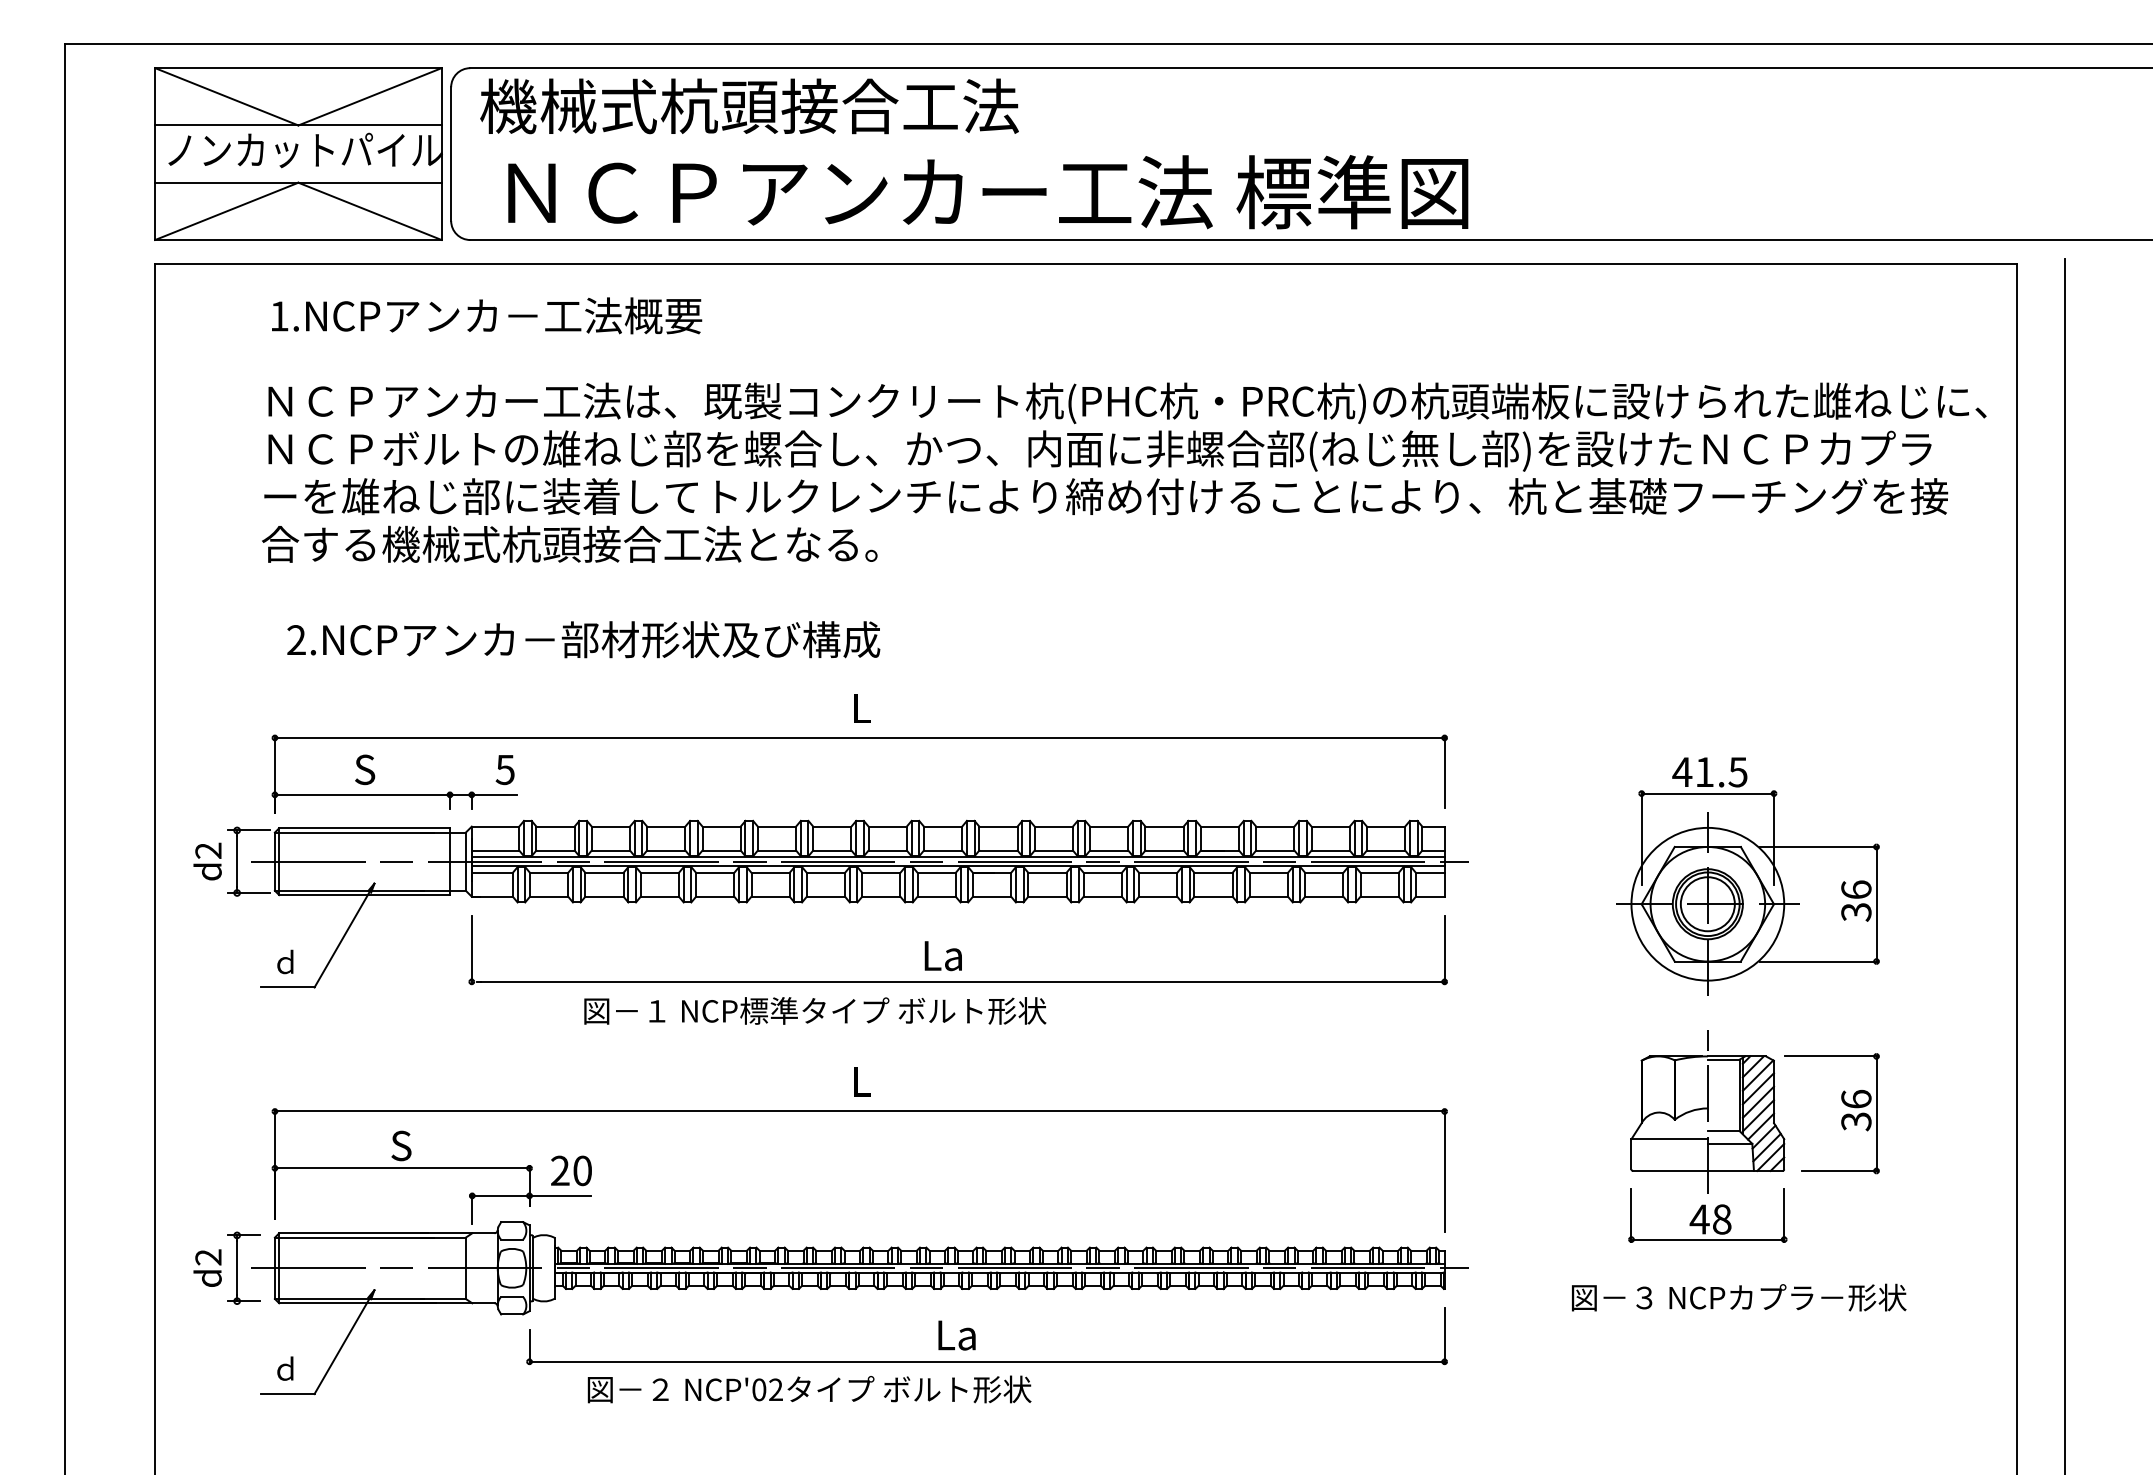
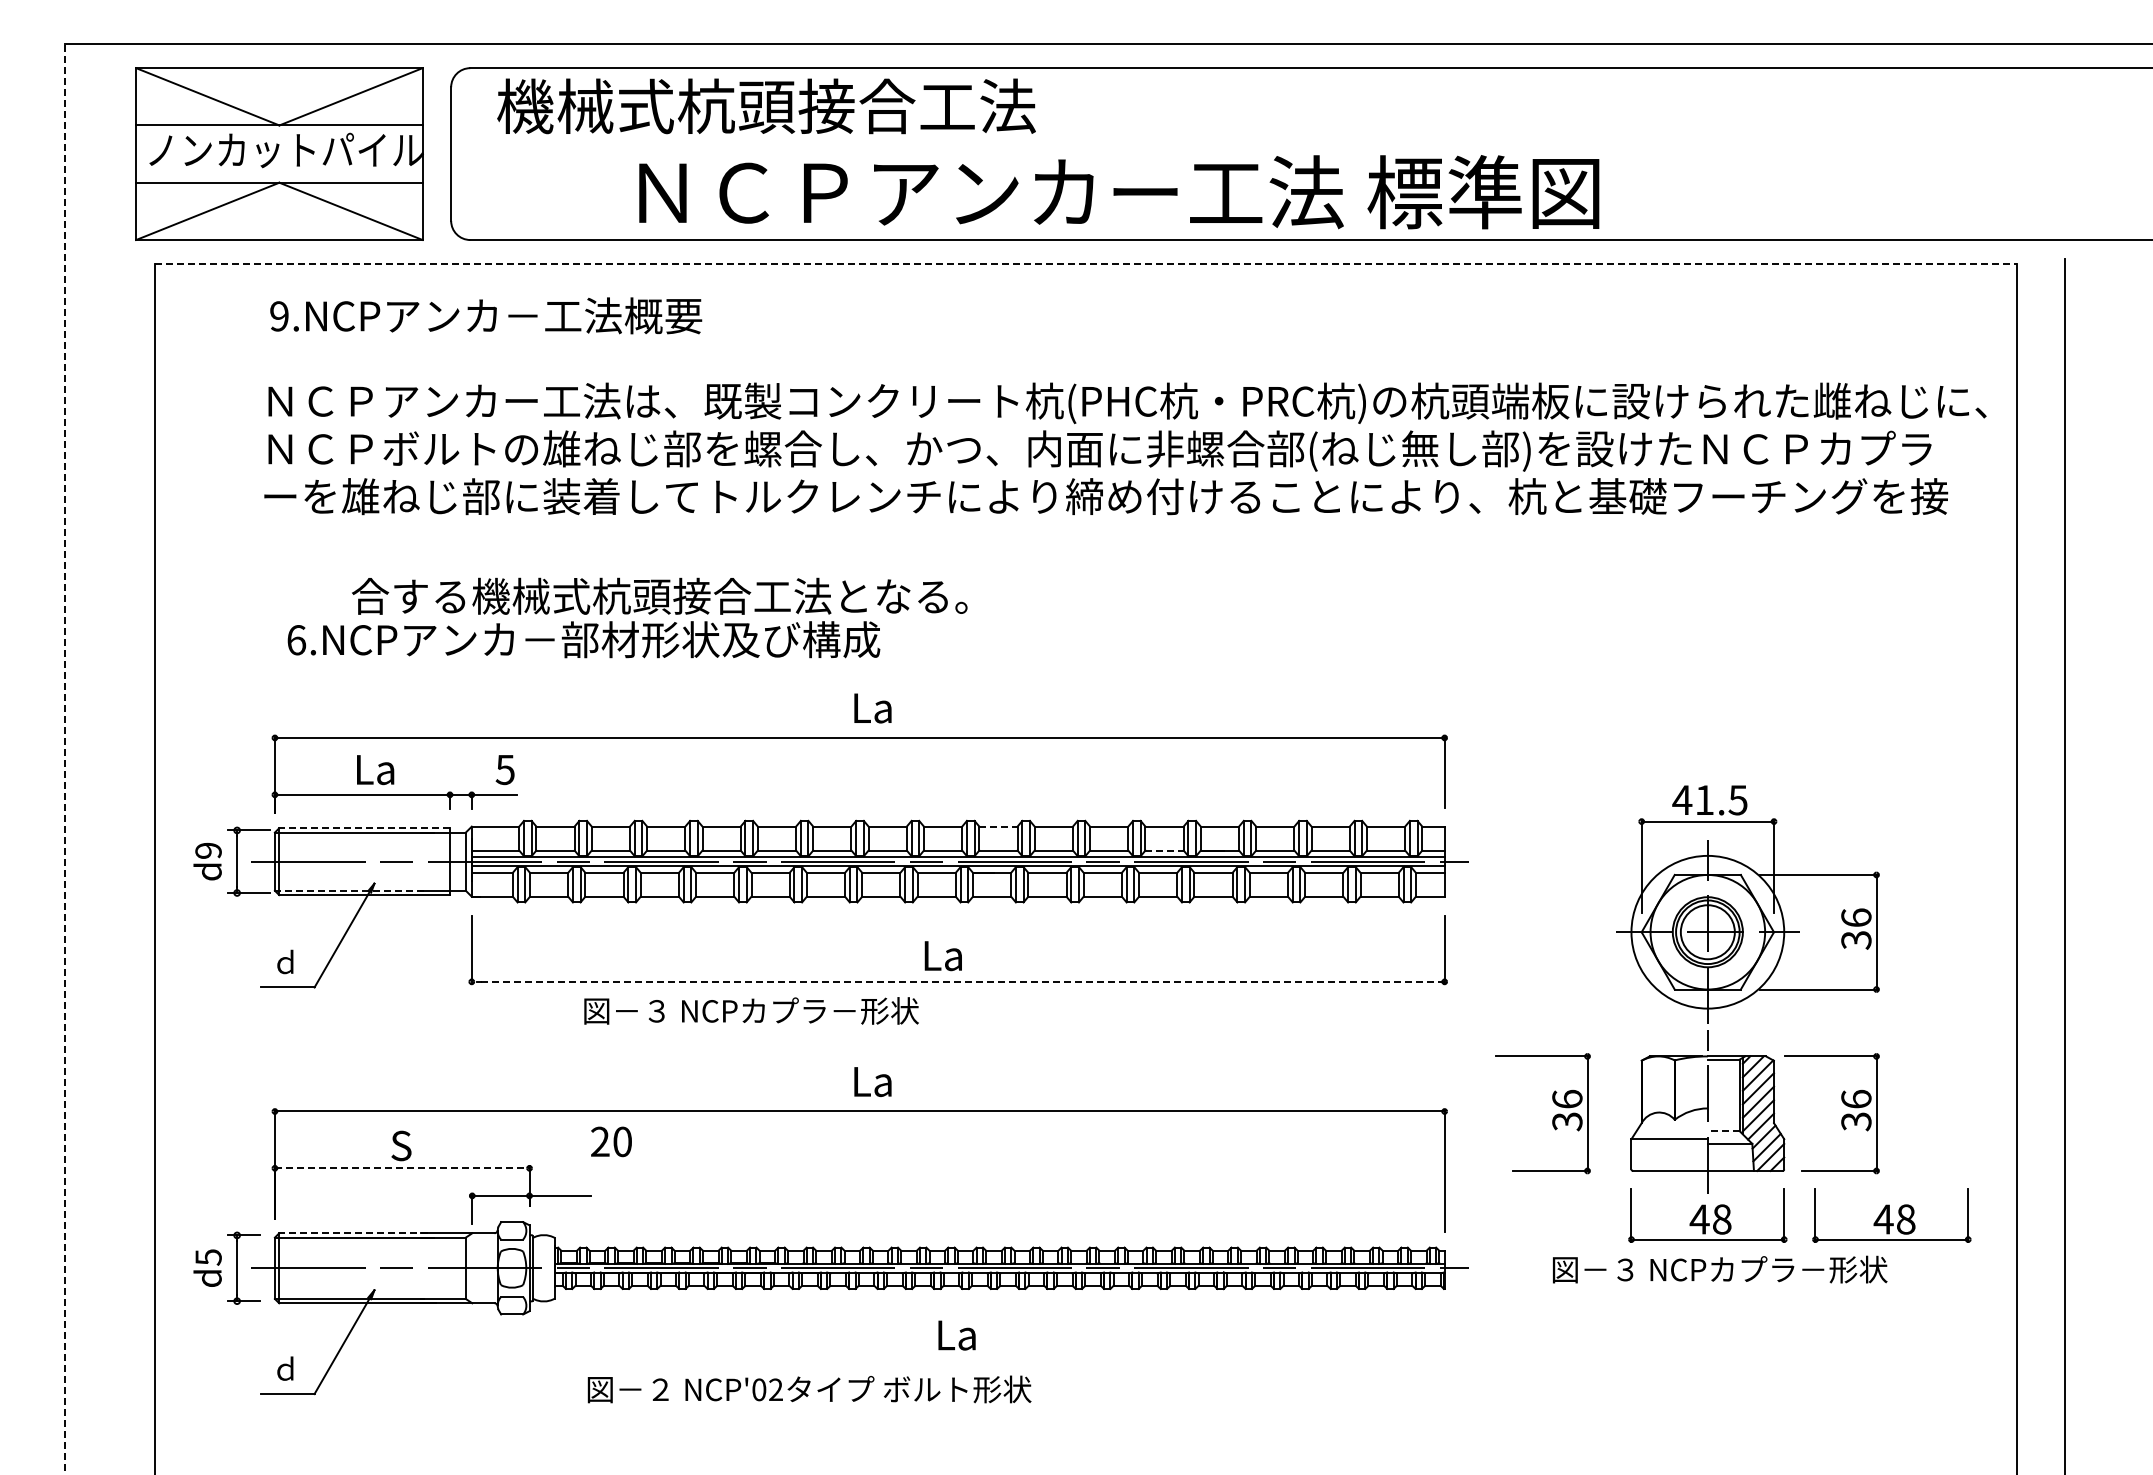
text position: (749, 106) -> (766, 106) (766, 106)
part position: (298, 153) -> (279, 153) (279, 153)
text position: (988, 192) -> (1119, 192) (1119, 192)
line: solid -> dashed (1086, 263)
text: 1.NCP -> 9.NCP (279, 316)
text position: (569, 543) -> (659, 595) (659, 595)
text: 2.NCP -> 6.NCP (296, 640)
text: L -> La (872, 708)
line: solid -> dashed (64, 759)
text: S -> La (374, 769)
line: solid -> dashed (998, 826)
line: solid -> dashed (364, 828)
text: d2 -> d9 (208, 850)
line: solid -> dashed (1165, 850)
part position: (1747, 876) -> (1747, 904) (1747, 904)
line: solid -> dashed (349, 890)
line: solid -> dashed (962, 981)
text: 図－１ NCP標準タイプ ボルト形状 -> 図－３ NCPカプラ－形状 (847, 1010)
text: L -> La (872, 1082)
part: none -> present (1552, 1119)
line: solid -> dashed (1723, 1131)
line: solid -> dashed (402, 1168)
text position: (571, 1170) -> (611, 1141) (611, 1141)
part: none -> present (1891, 1215)
line: solid -> dashed (353, 1233)
text: d2 -> d5 (208, 1257)
text position: (1739, 1297) -> (1720, 1269) (1720, 1269)
part: present -> none (986, 1361)
